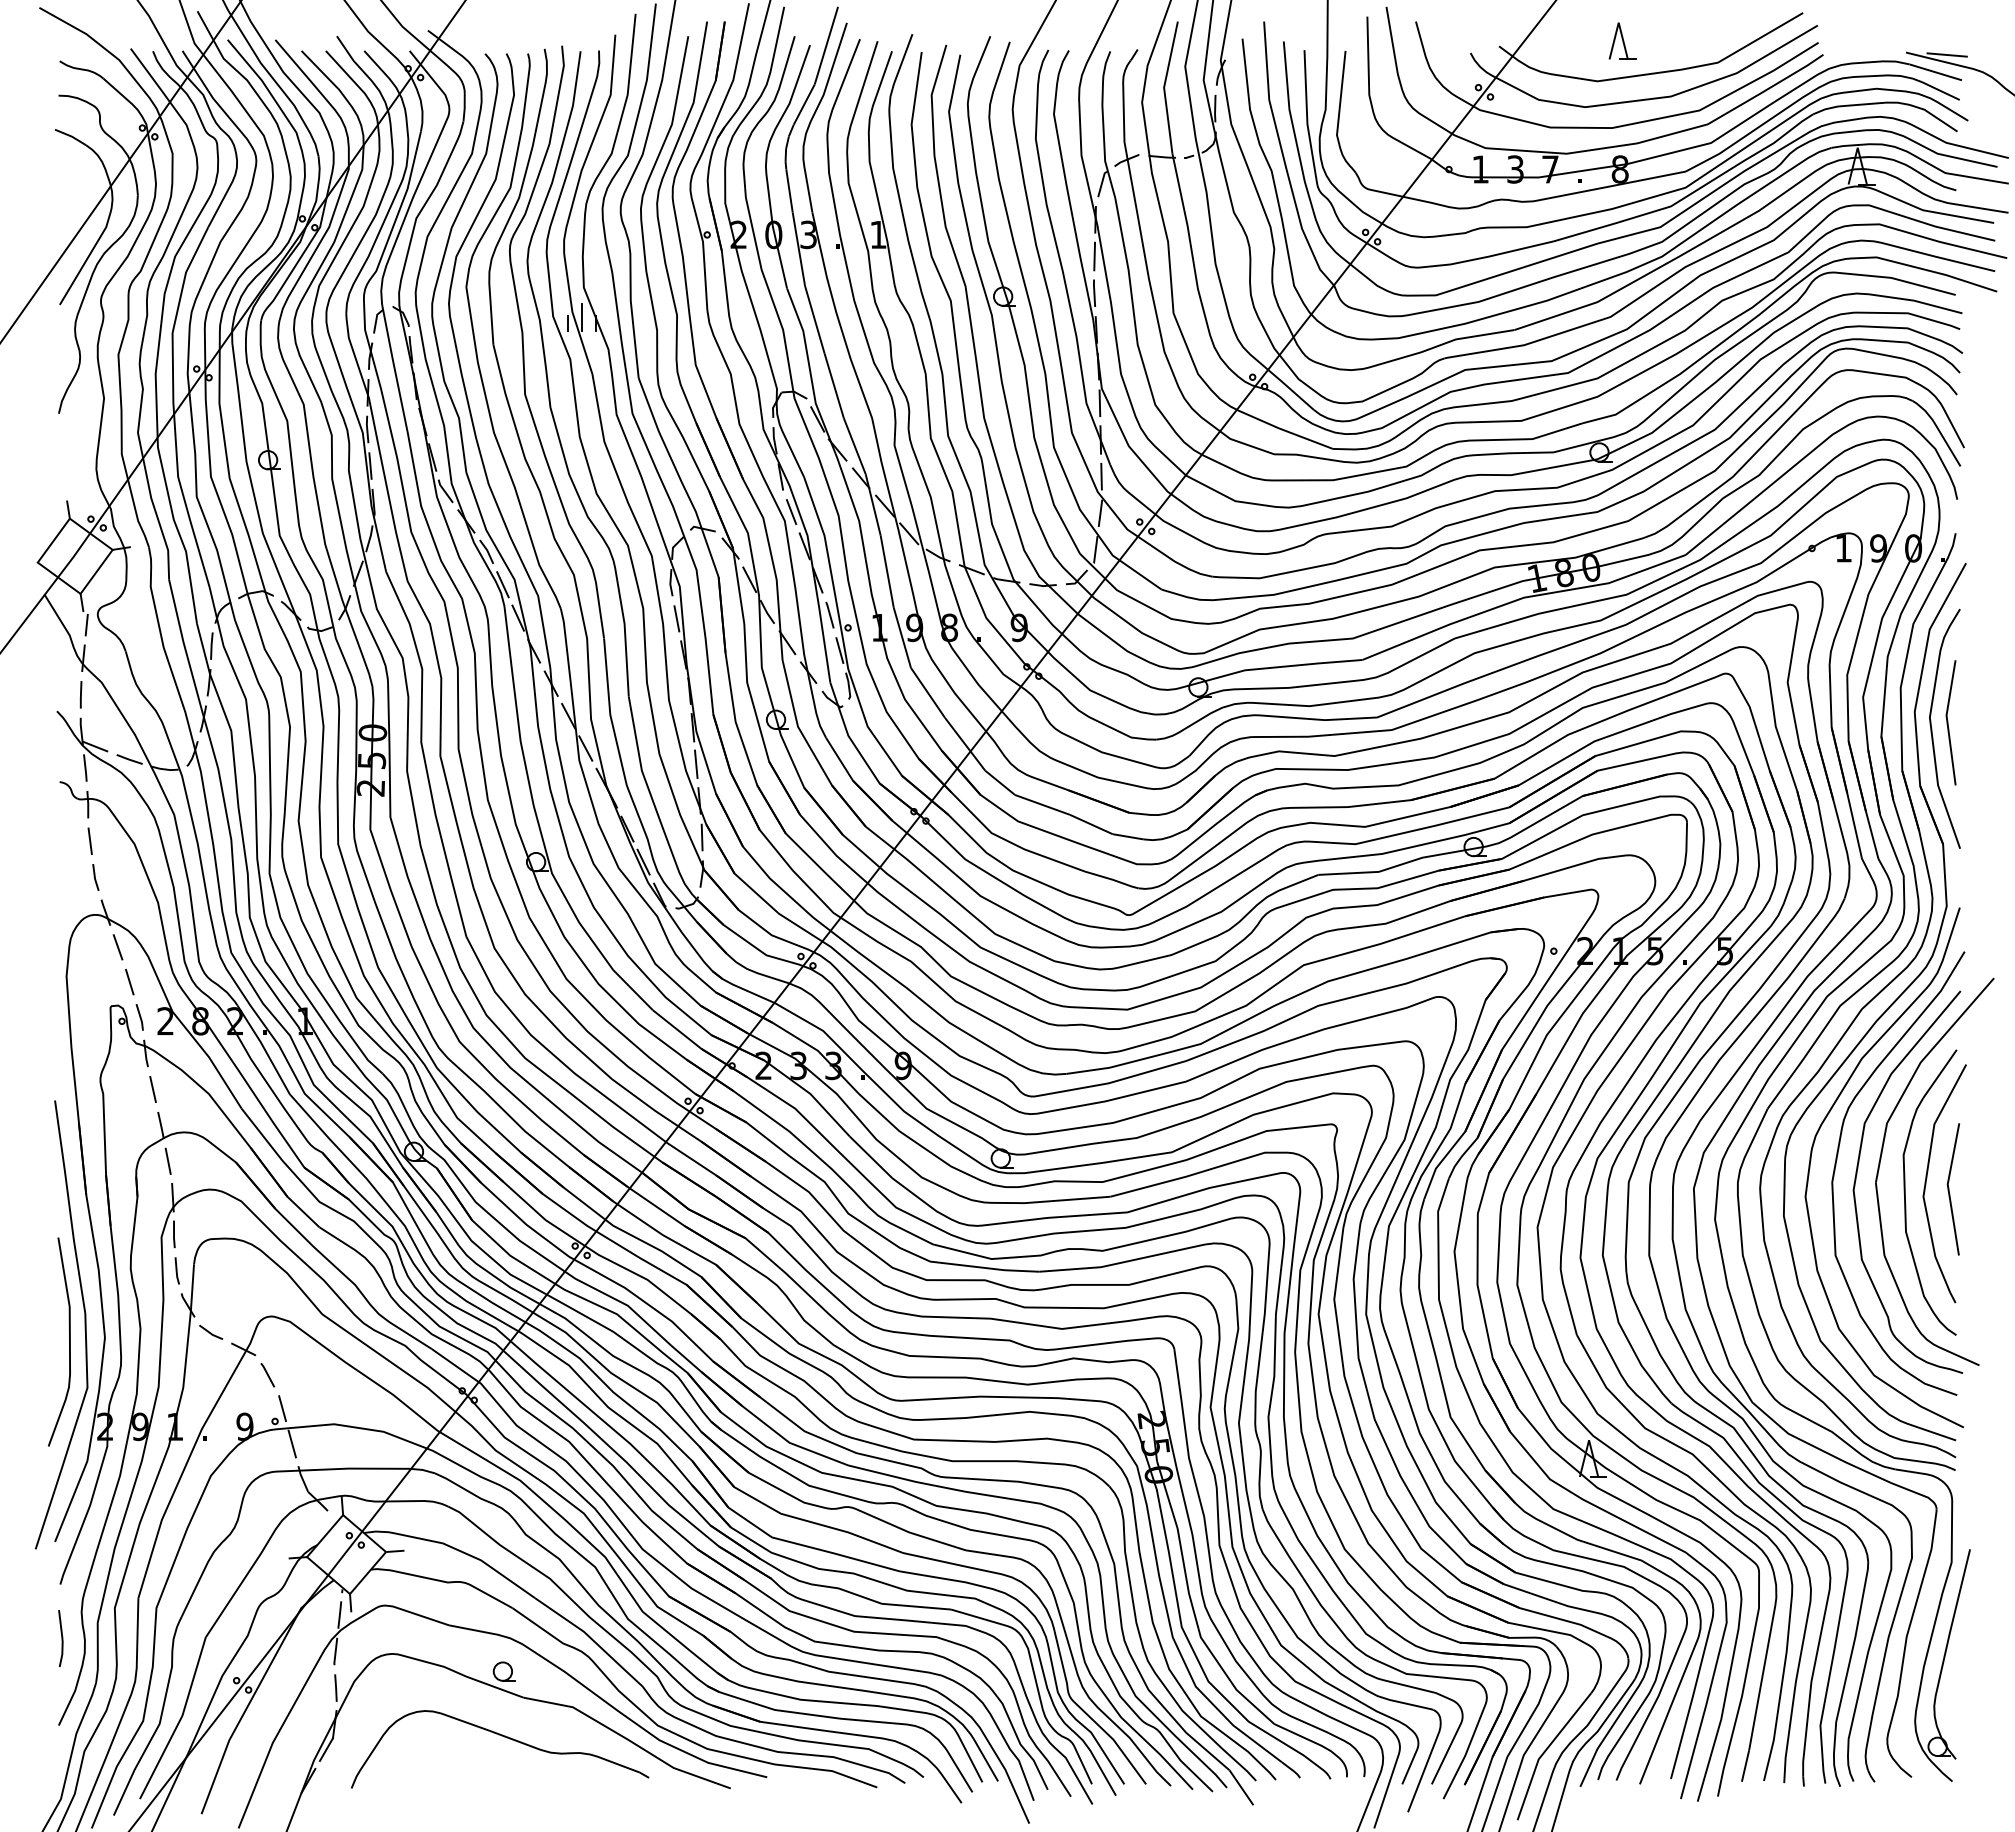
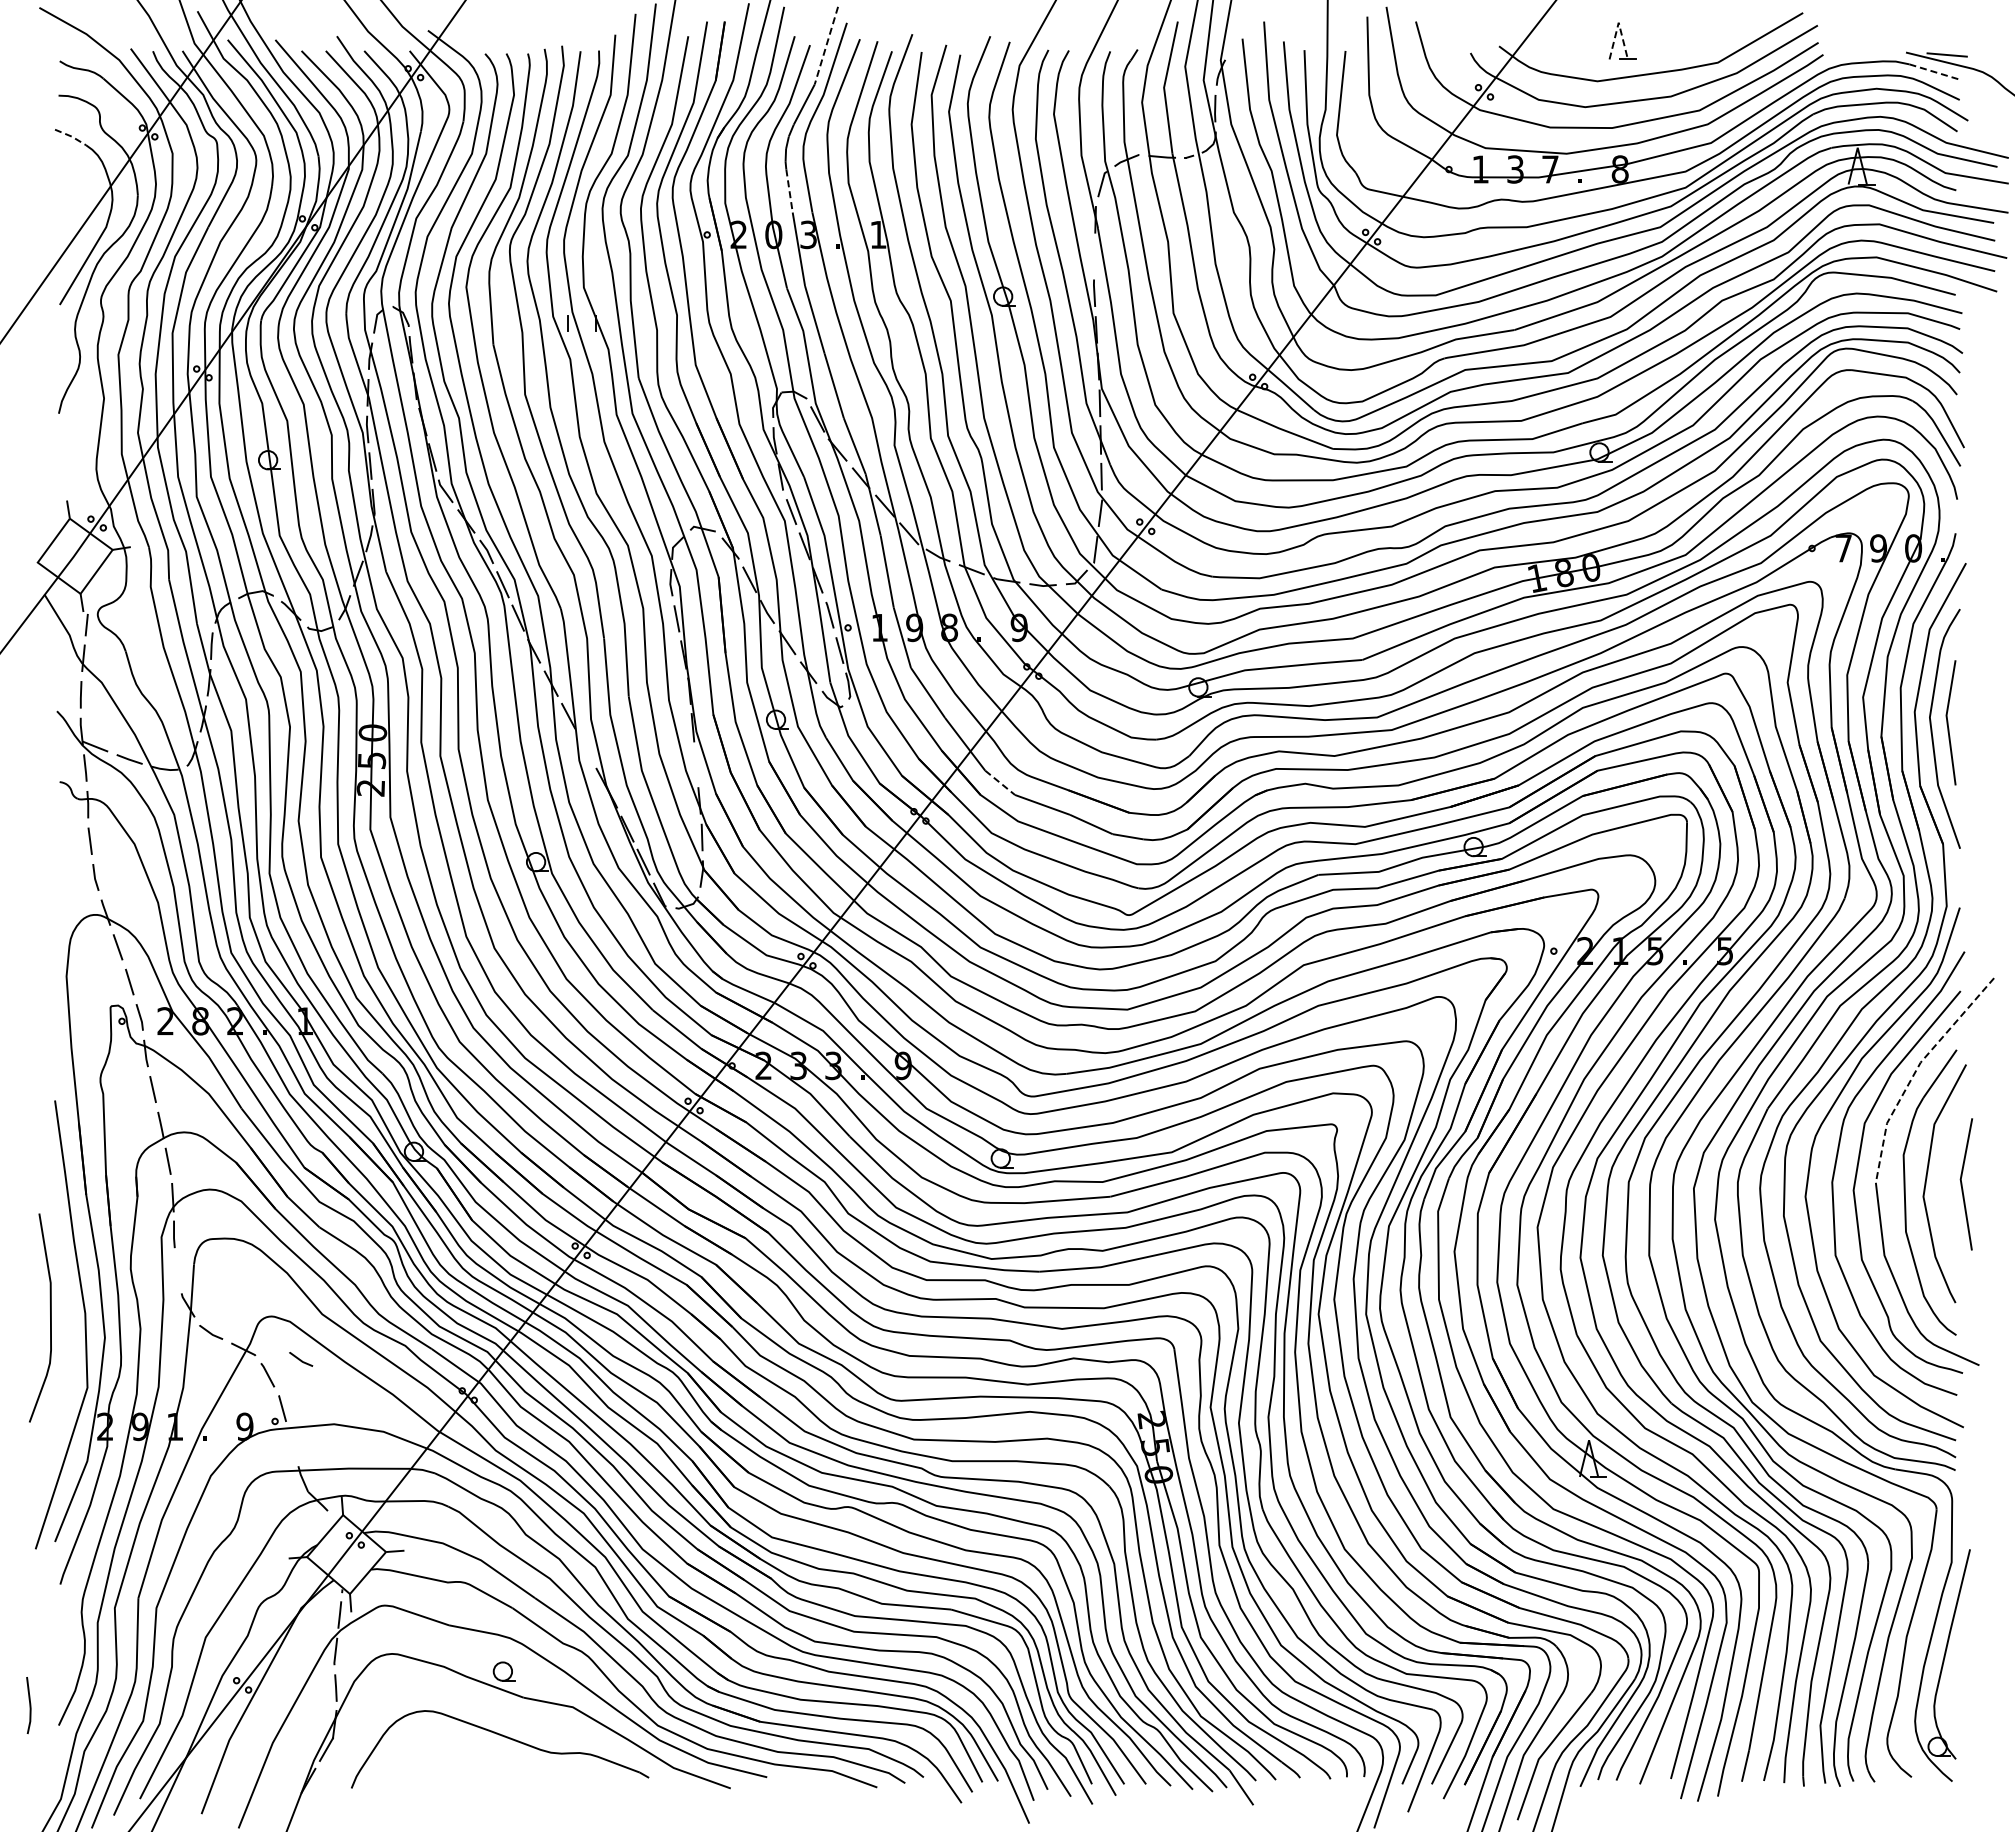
line: solid -> dashed (1618, 22)
line: solid -> dashed (826, 45)
line: solid -> dashed (1936, 72)
line: solid -> dashed (72, 136)
line: solid -> dashed (789, 191)
line: present -> none (1094, 256)
line: present -> none (582, 317)
text: 1 -> 7 (1843, 548)
line: present -> none (585, 748)
line: present -> none (696, 764)
line: solid -> dashed (1000, 783)
line: solid -> dashed (1915, 1071)
line position: (1949, 1189) -> (1962, 1184) (1962, 1184)
line: present -> none (176, 1270)
curve position: (69, 1341) -> (50, 1317) (50, 1317)
line: none -> present (301, 1359)
line: present -> none (291, 1443)
line position: (61, 1638) -> (29, 1705) (29, 1705)
